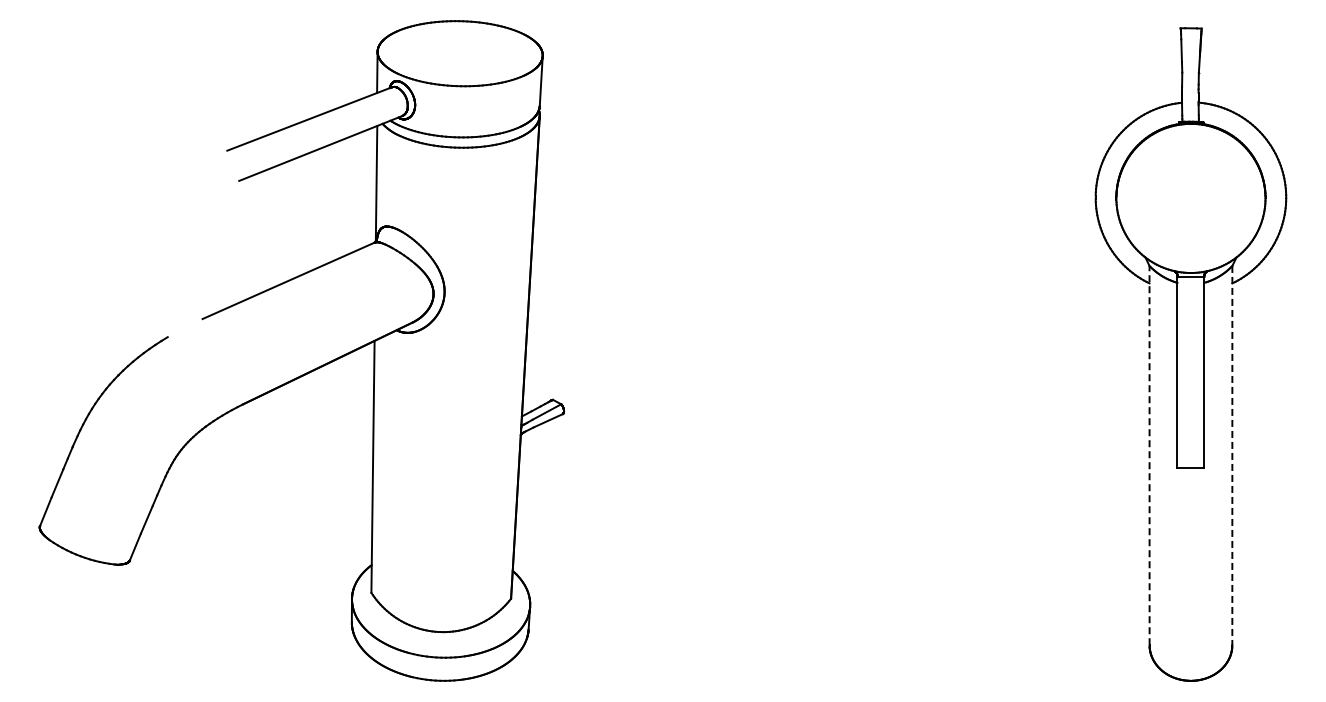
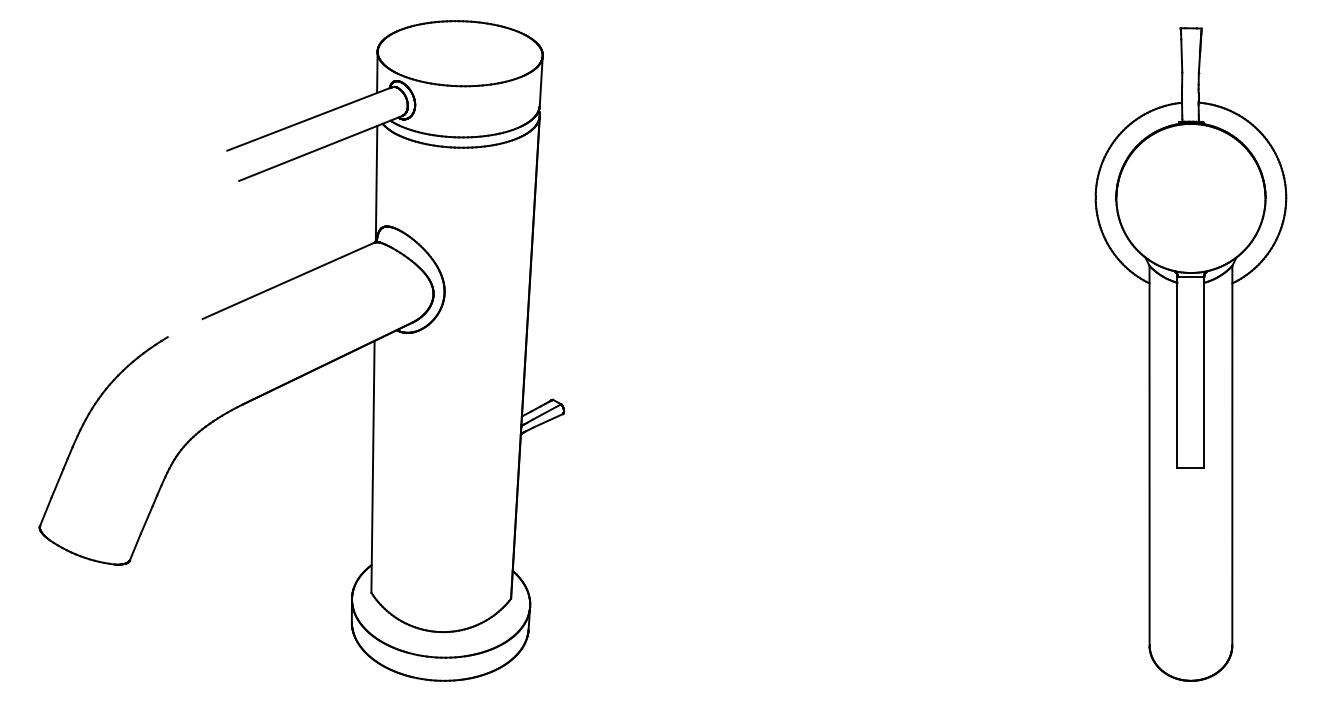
line: dashed -> solid (1149, 455)
line: dashed -> solid (1232, 455)
